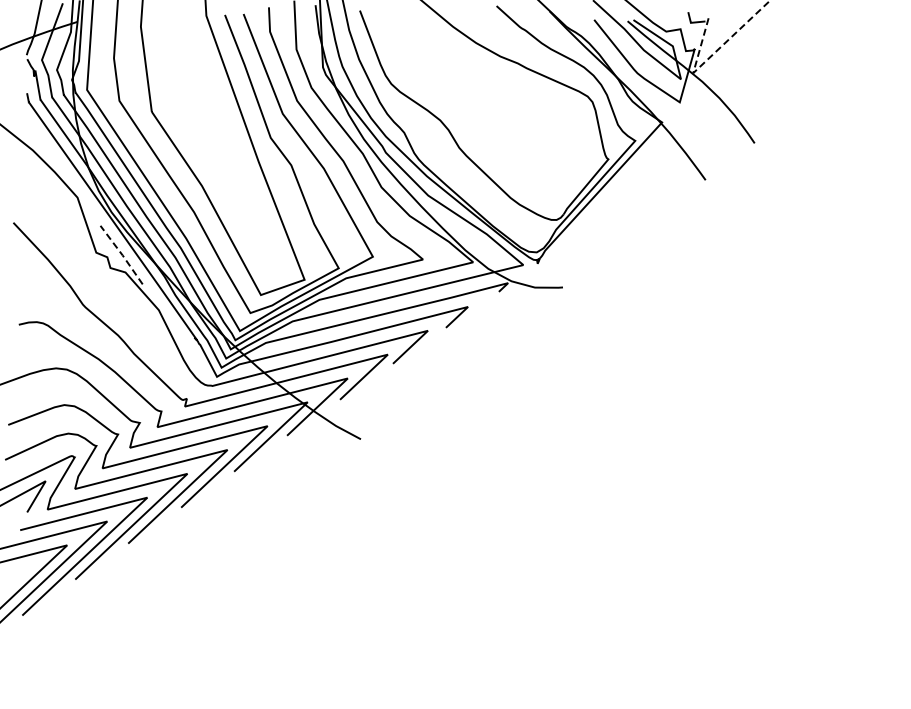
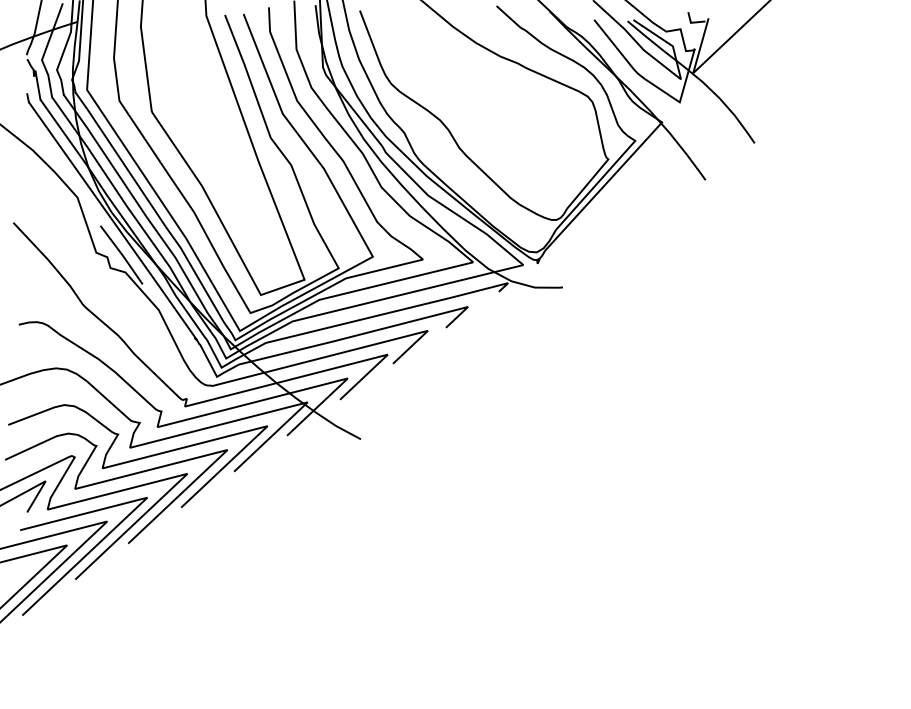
line: dashed -> solid (710, 56)
line: dashed -> solid (122, 254)
